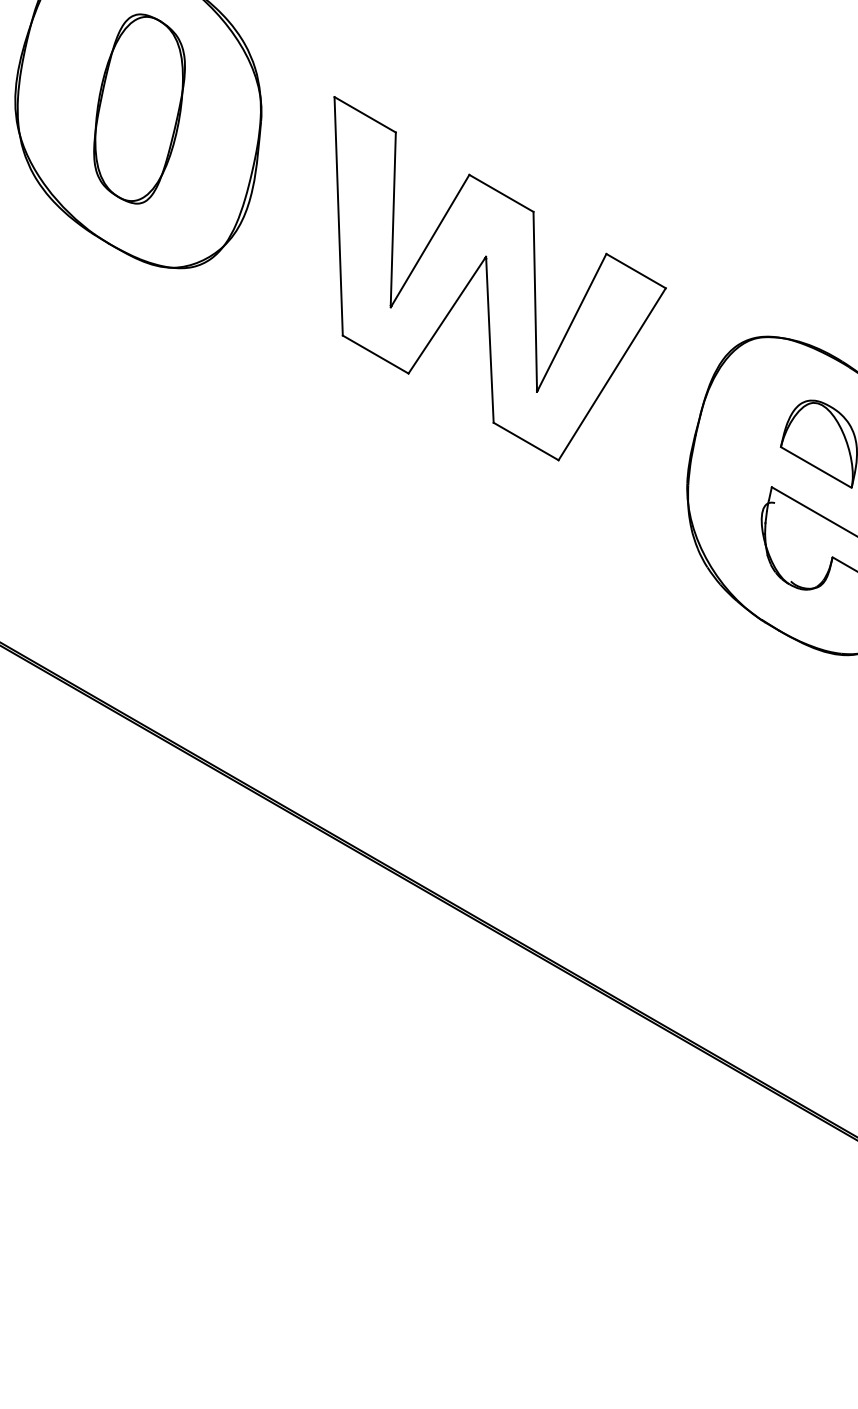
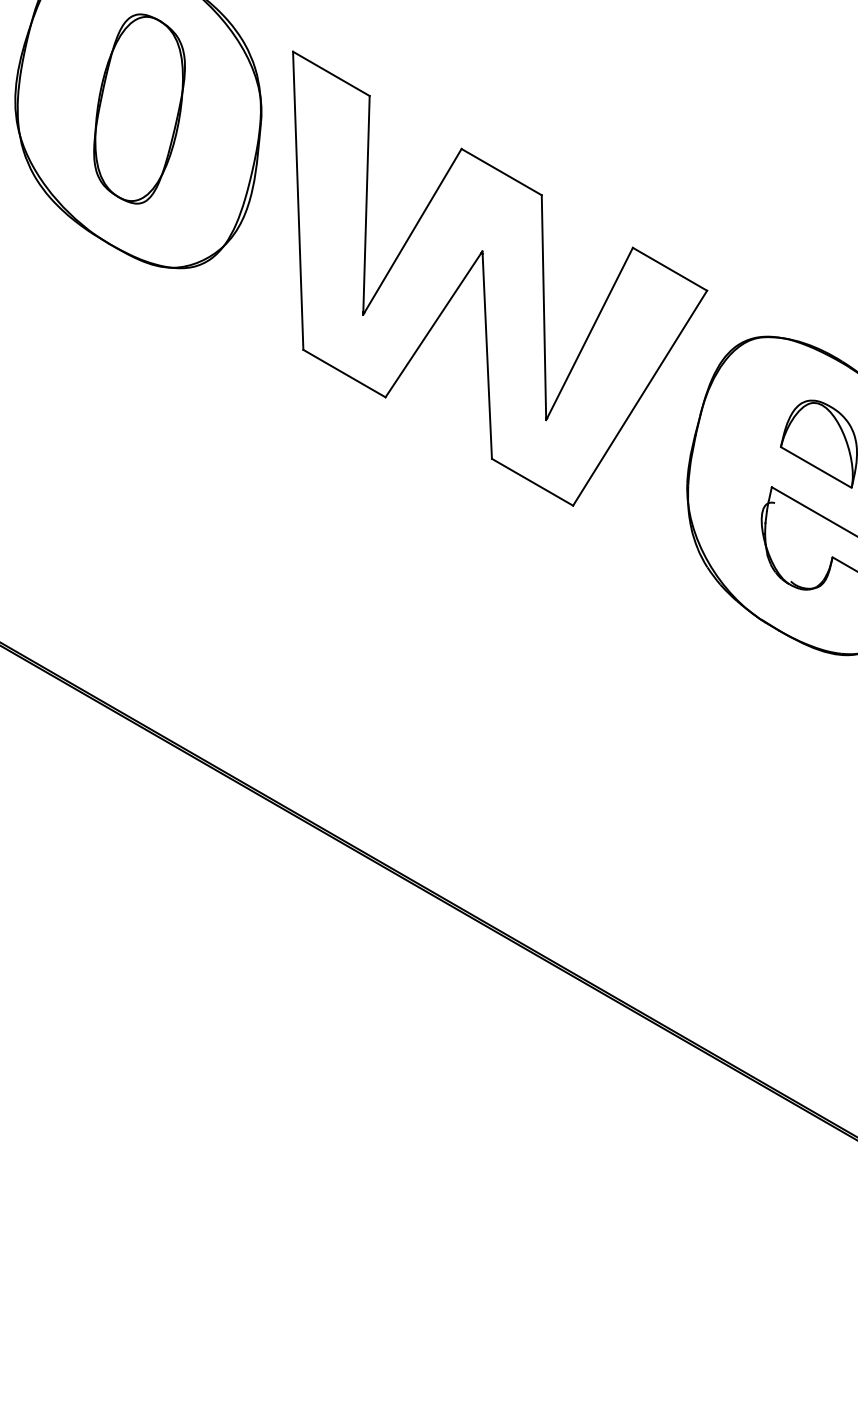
part size: 334x366 px -> 417x457 px (500, 278)
